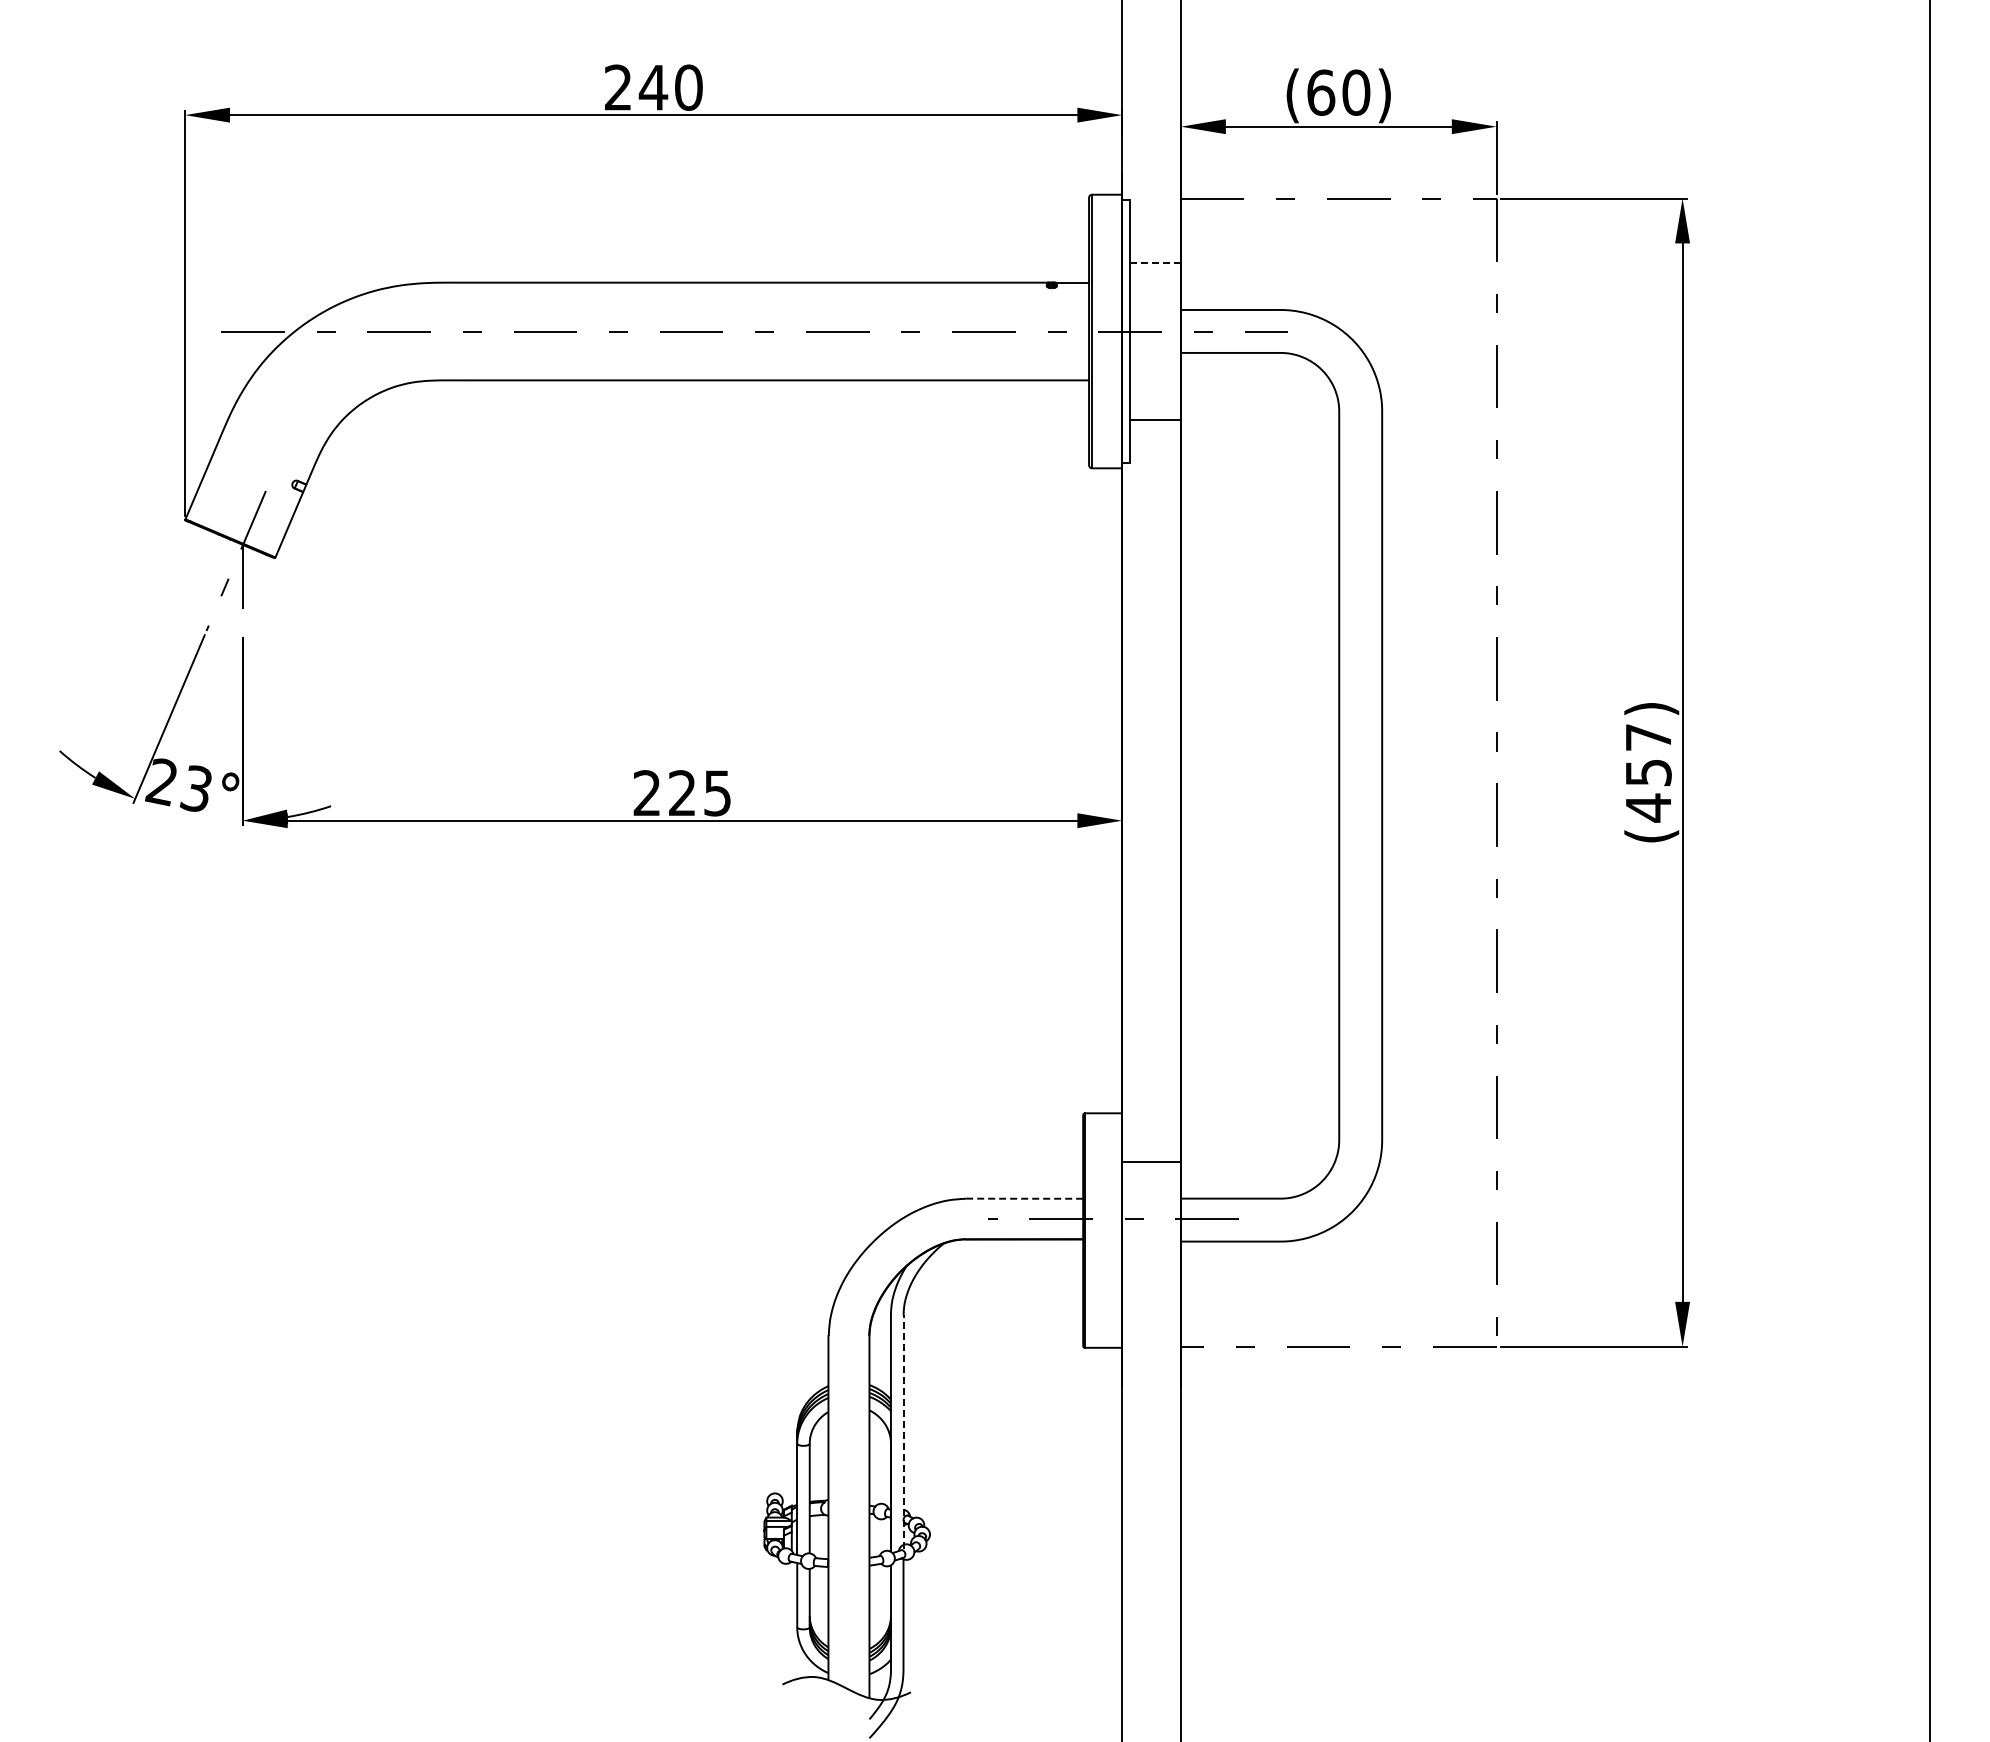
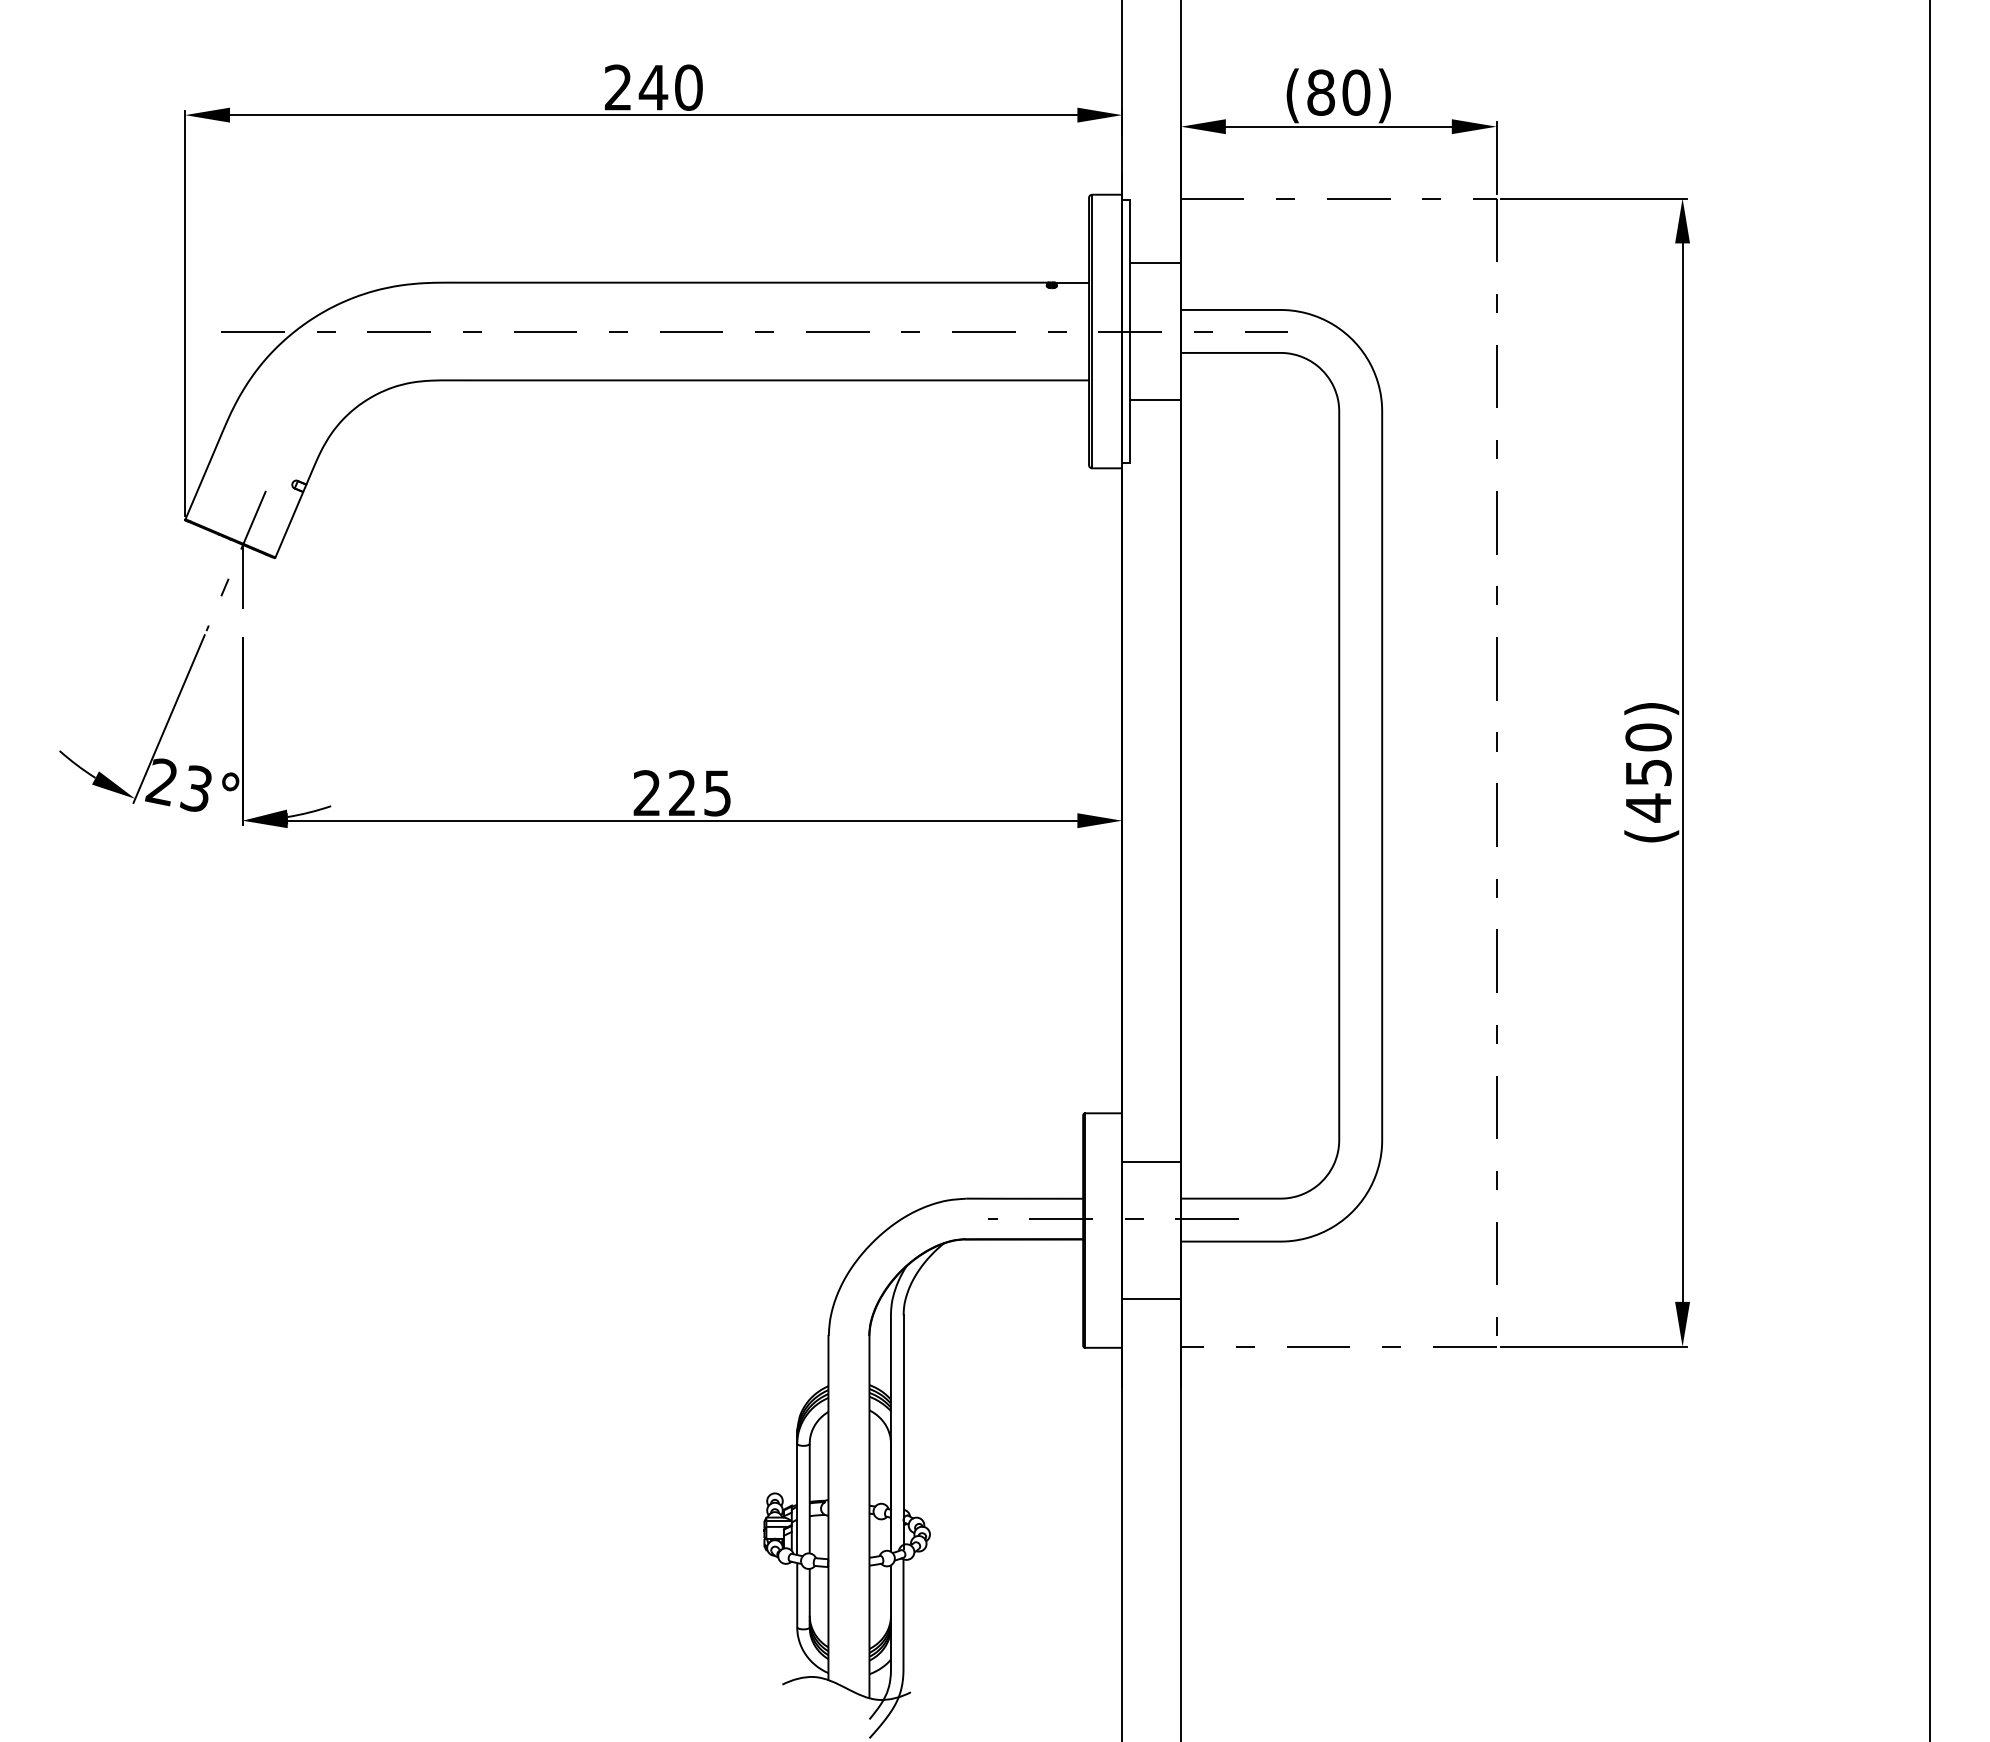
text: (60) -> (80) (1321, 92)
line: dashed -> solid (1154, 263)
line position: (1155, 419) -> (1155, 399) (1155, 399)
text: (457) -> (450) (1648, 737)
line: dashed -> solid (1023, 1198)
line: none -> present (1151, 1298)
line: dashed -> solid (903, 1431)
